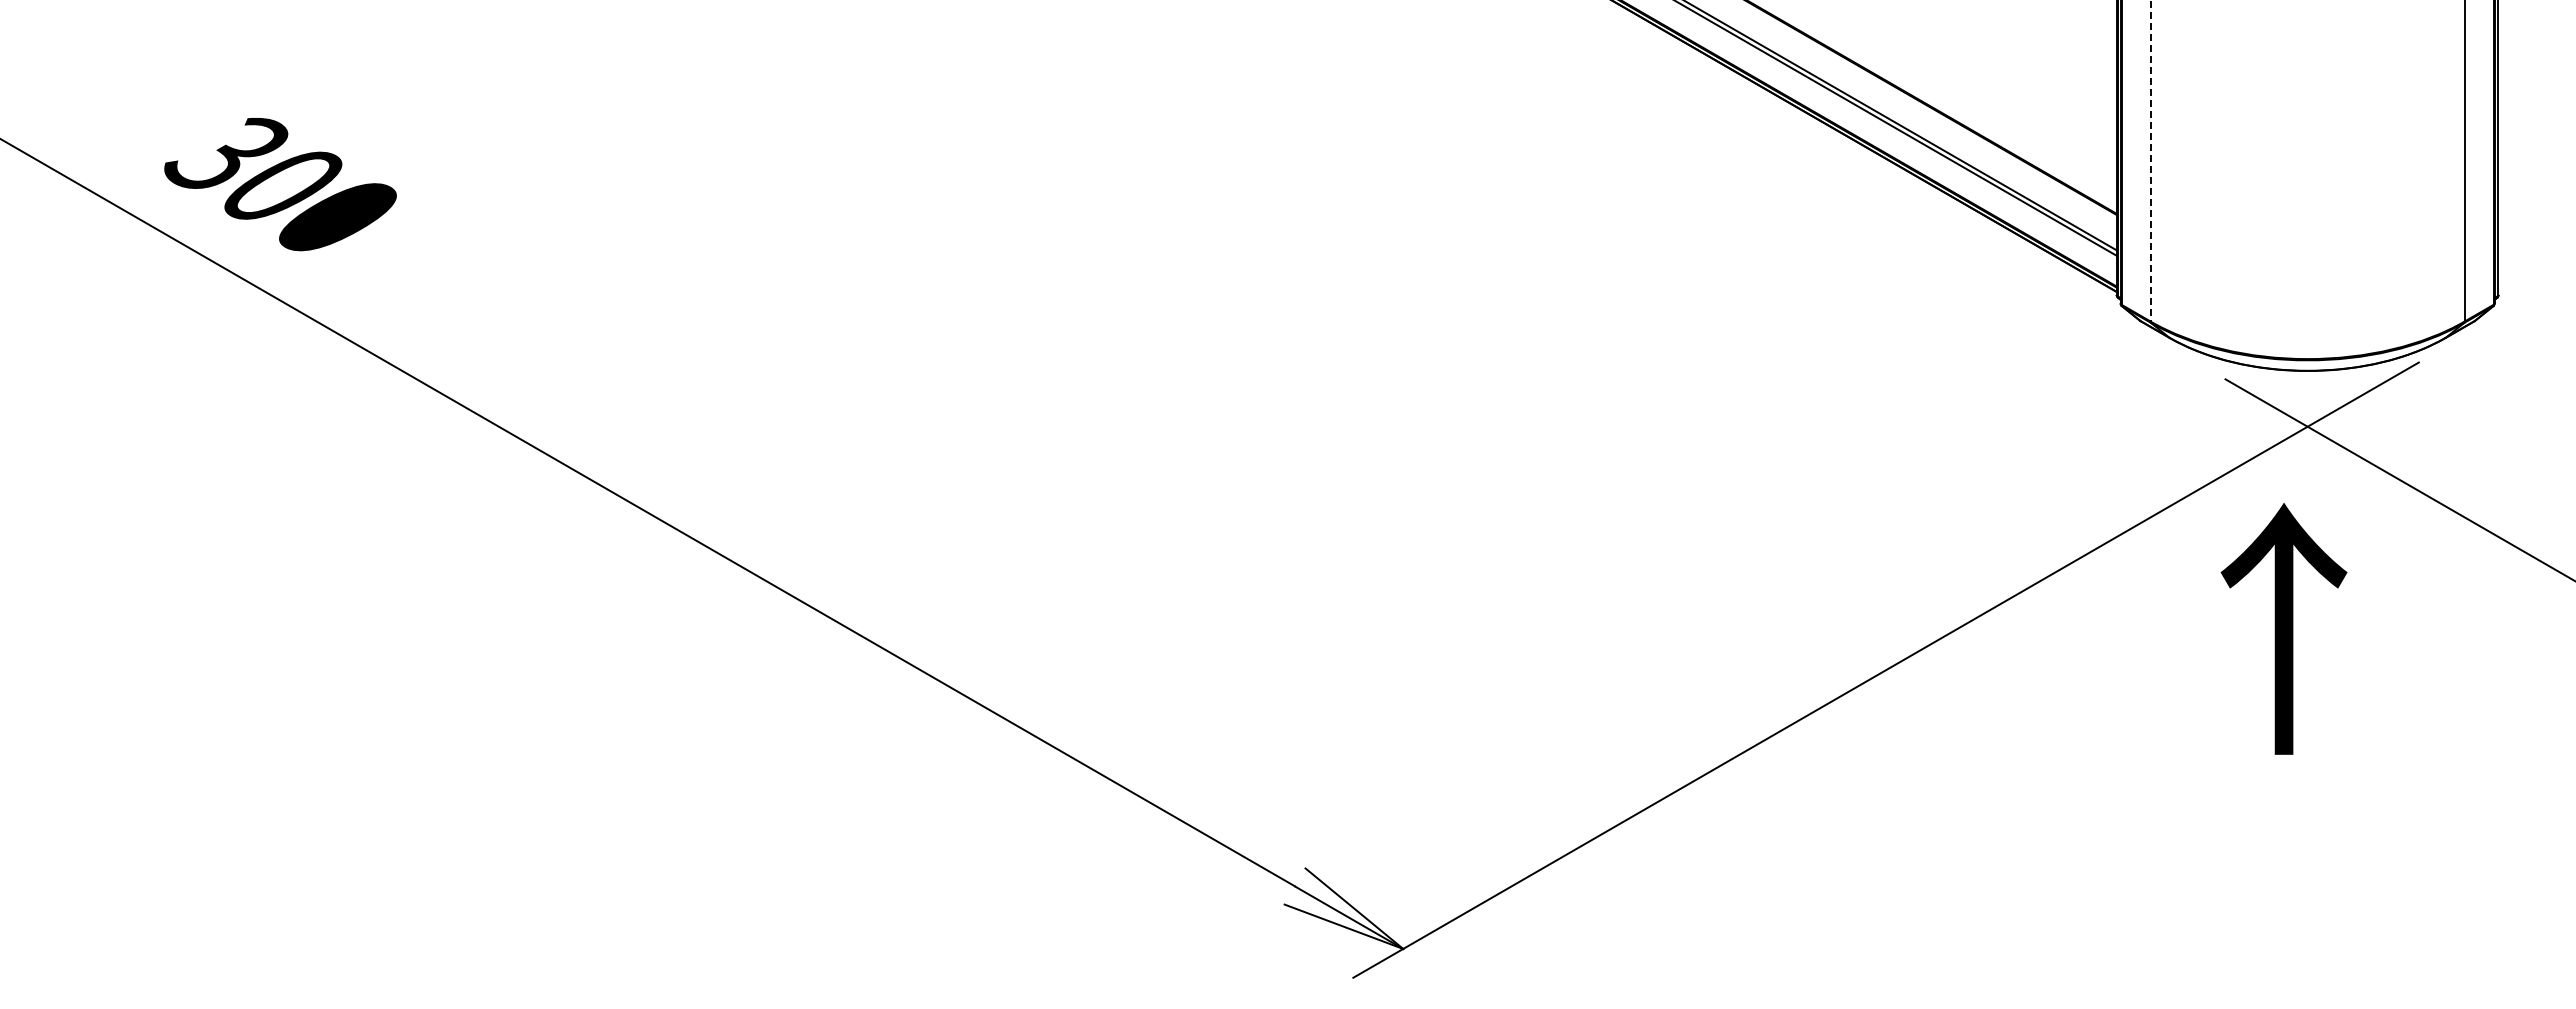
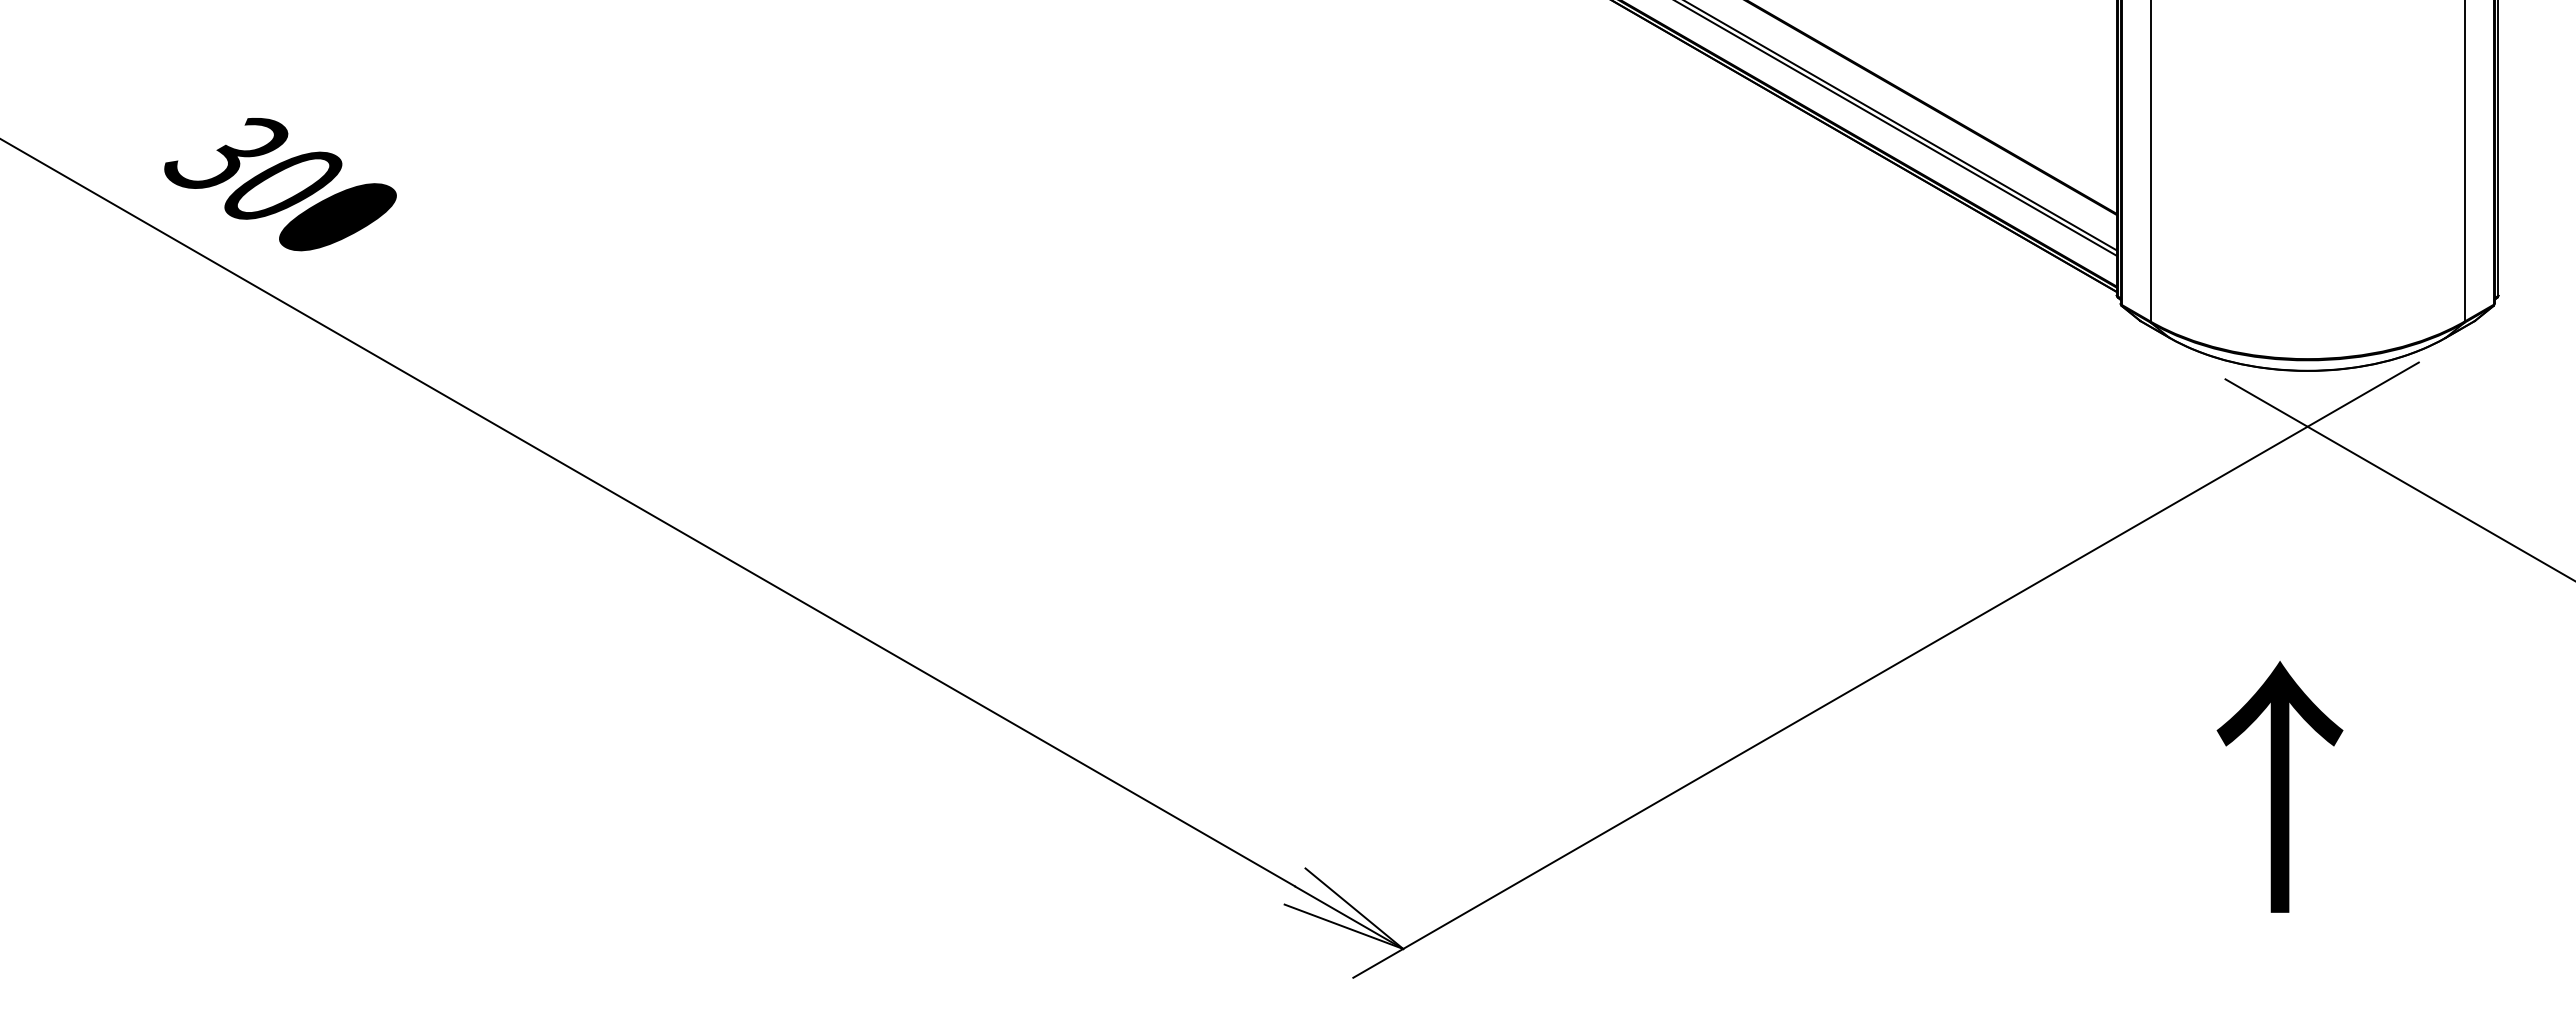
line: dashed -> solid (2150, 161)
text position: (2283, 628) -> (2279, 786) (2279, 786)
